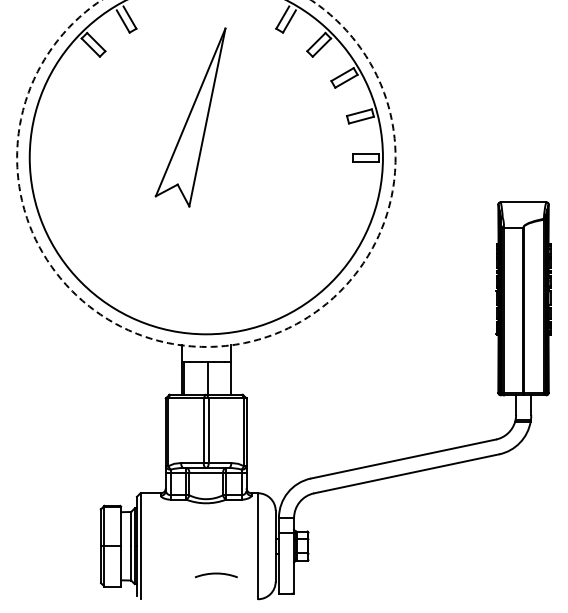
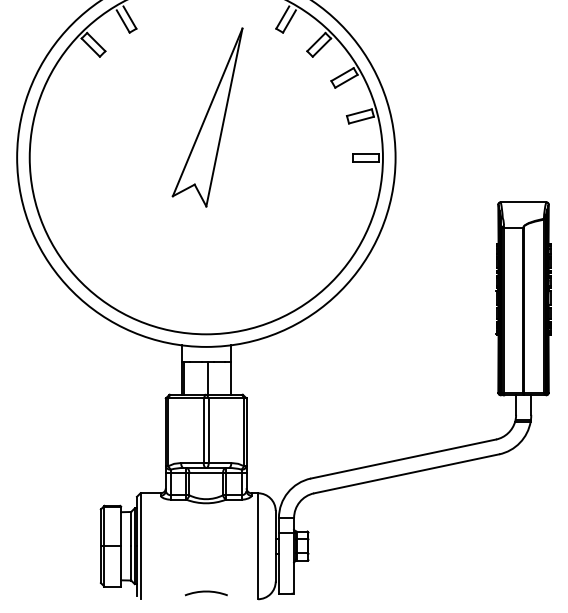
part position: (190, 117) -> (207, 117) (207, 117)
circle: dashed -> solid (206, 173)
arc position: (215, 574) -> (205, 592) (205, 592)
